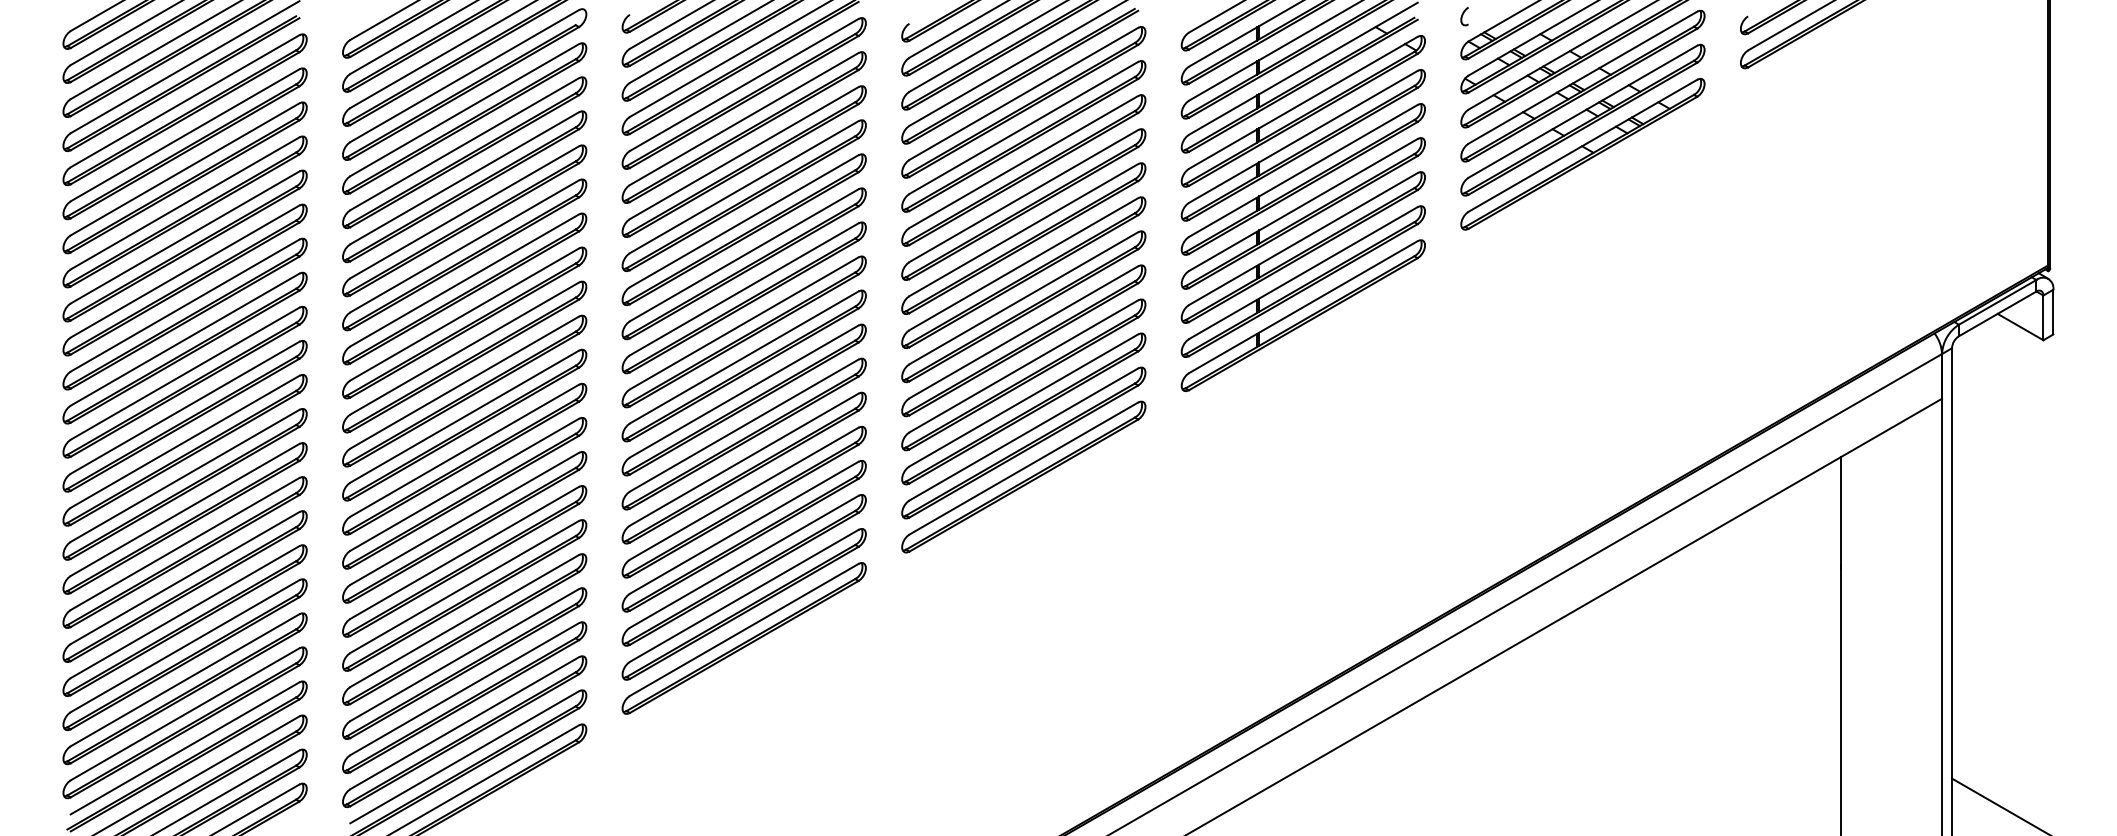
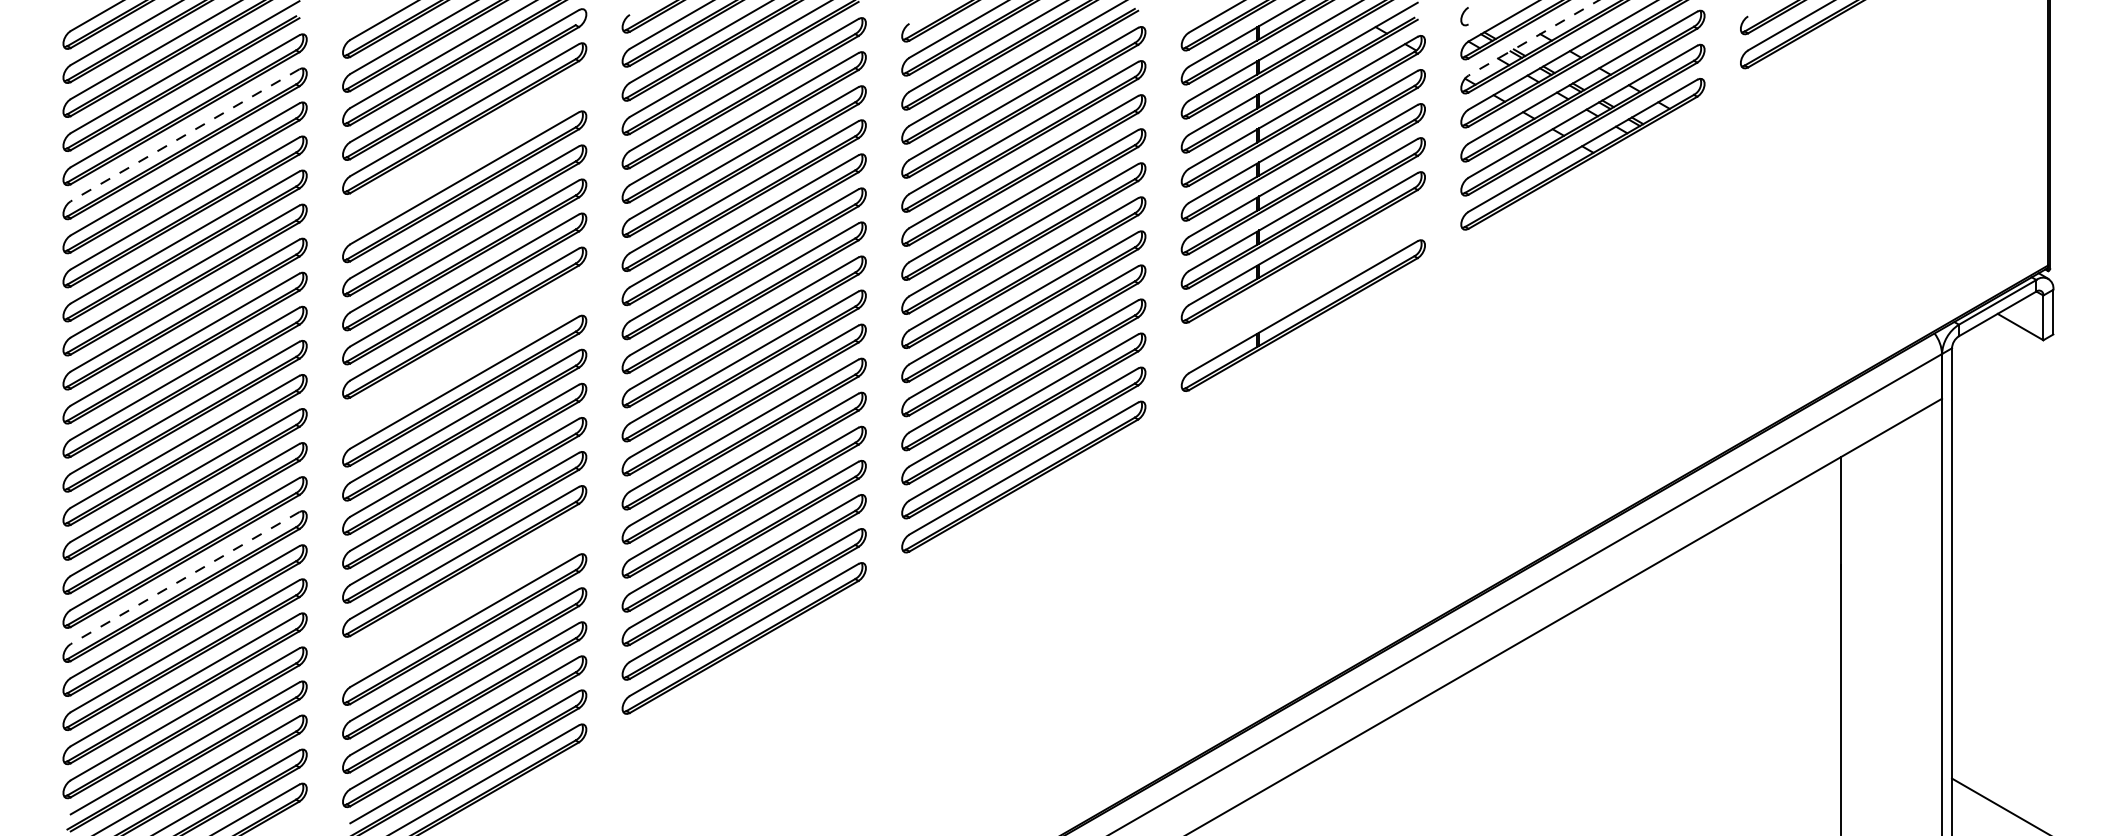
line: solid -> dashed (1533, 38)
line: solid -> dashed (184, 135)
part: present -> none (464, 152)
part: present -> none (1302, 281)
part: present -> none (464, 356)
line: solid -> dashed (184, 578)
part: present -> none (464, 595)
